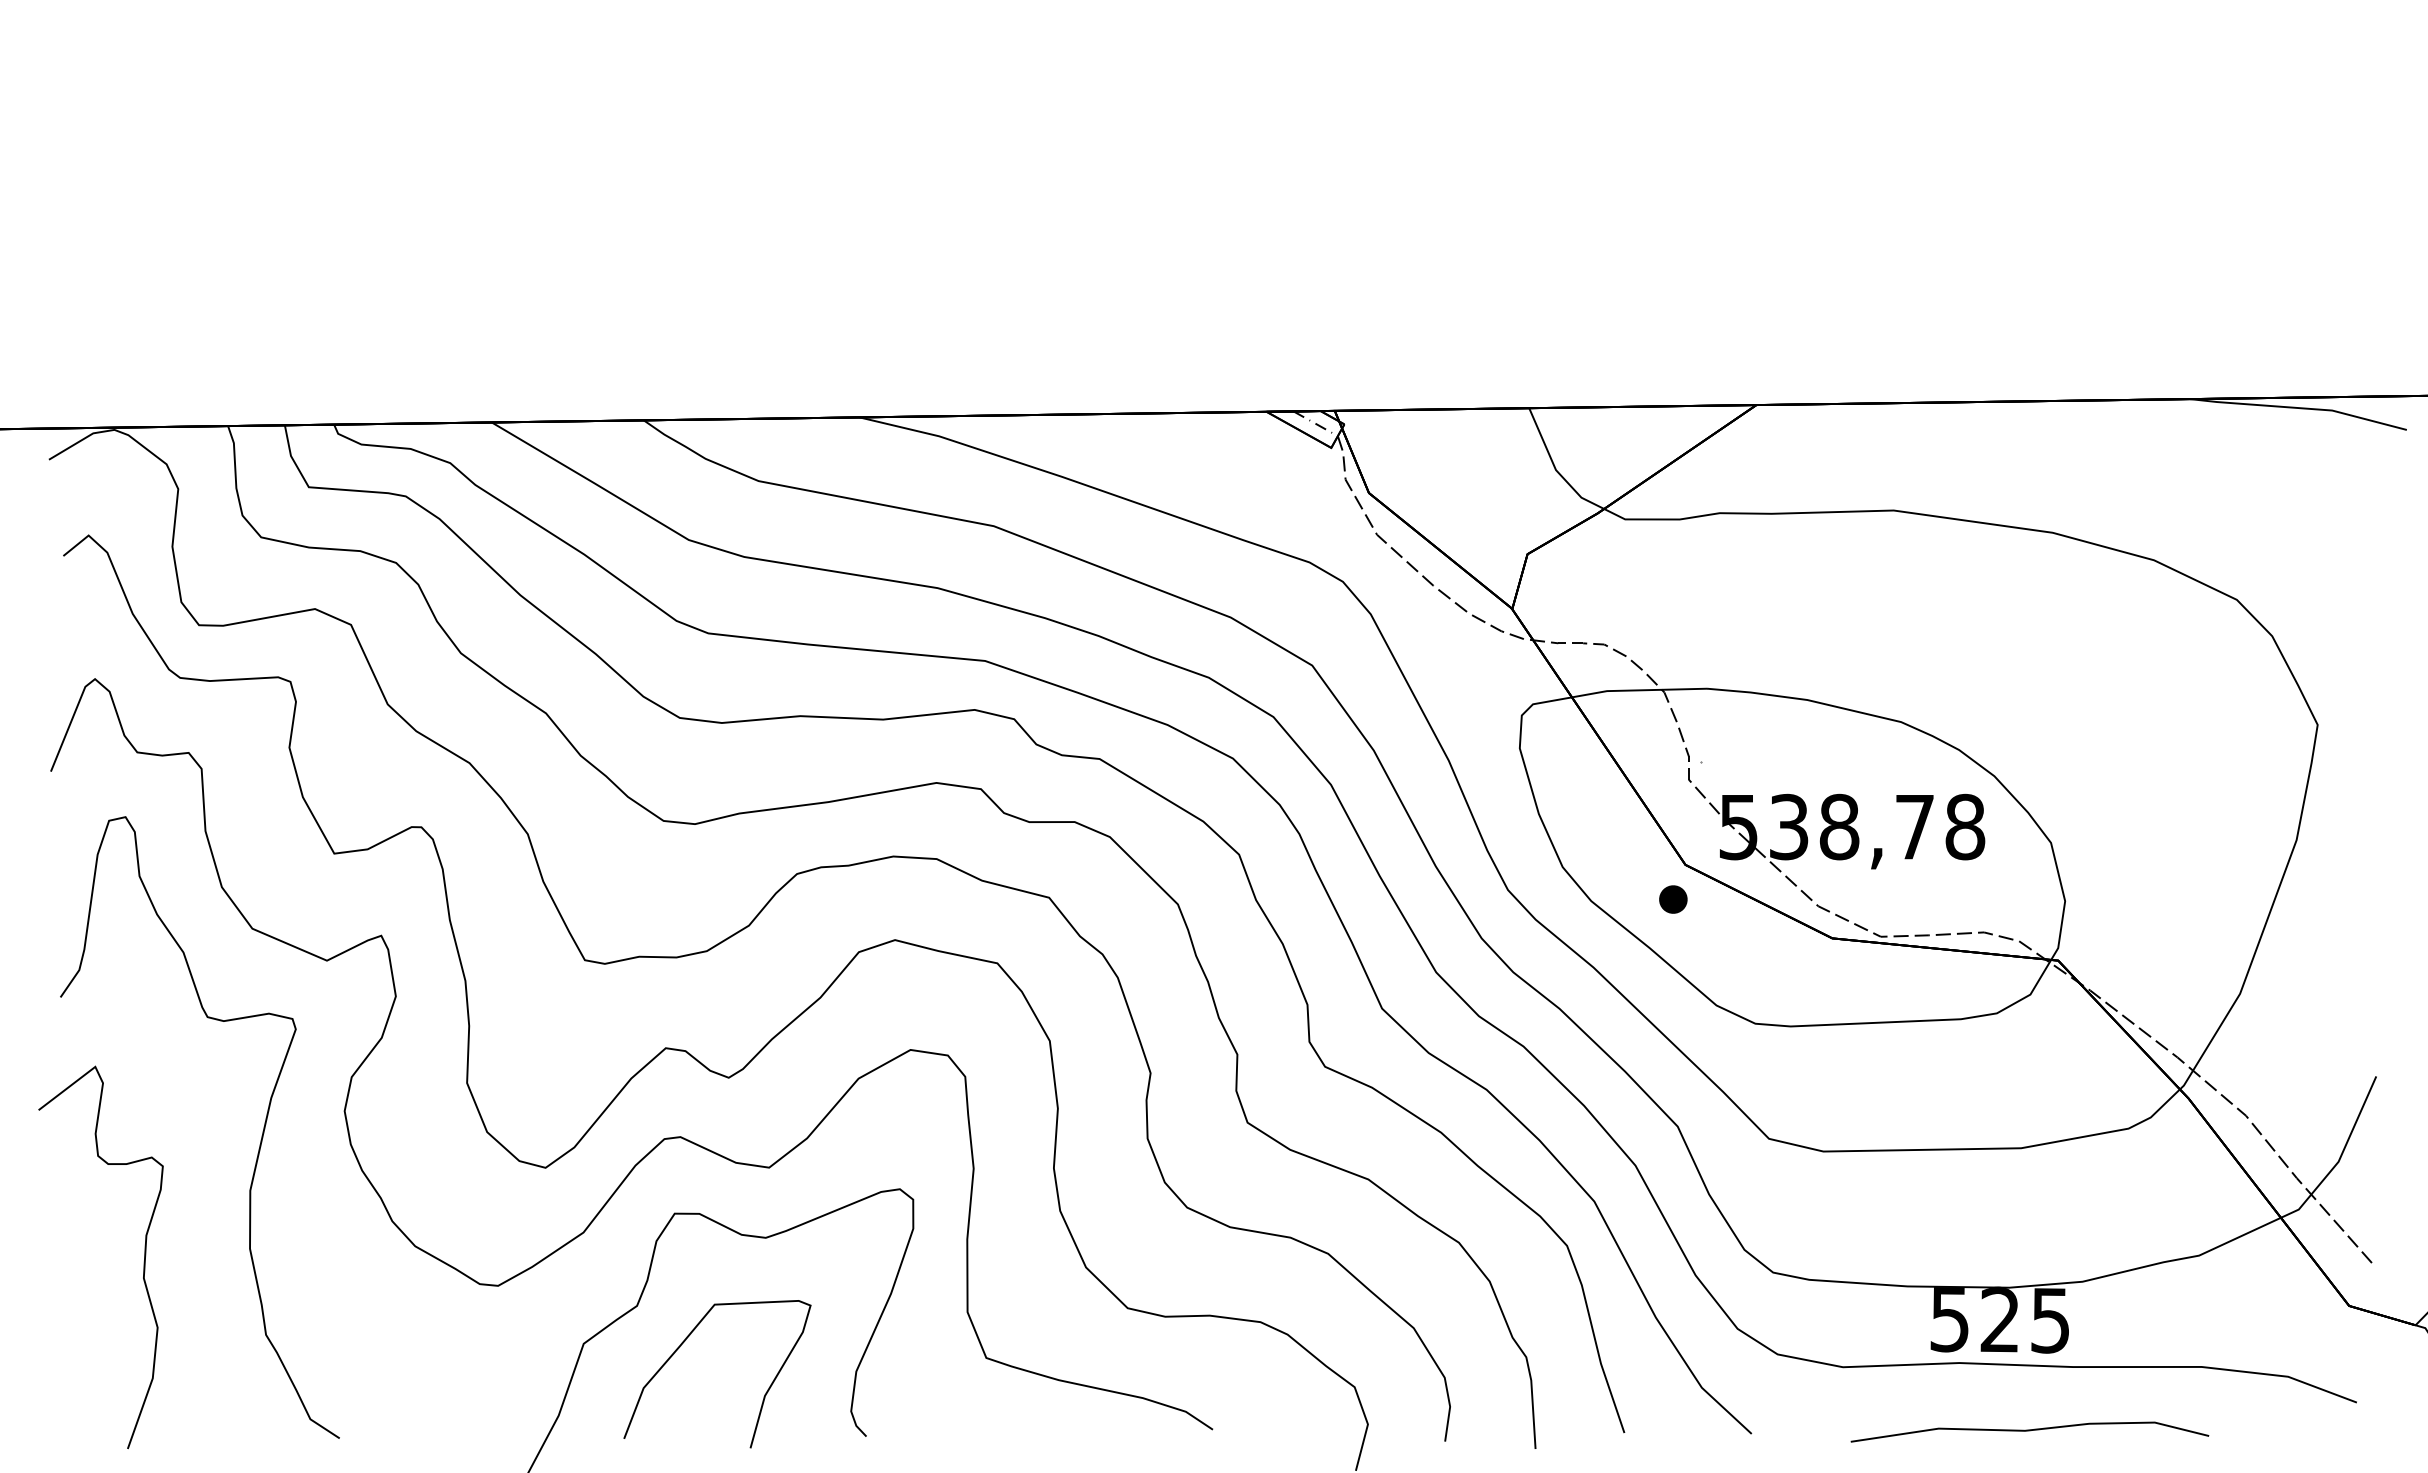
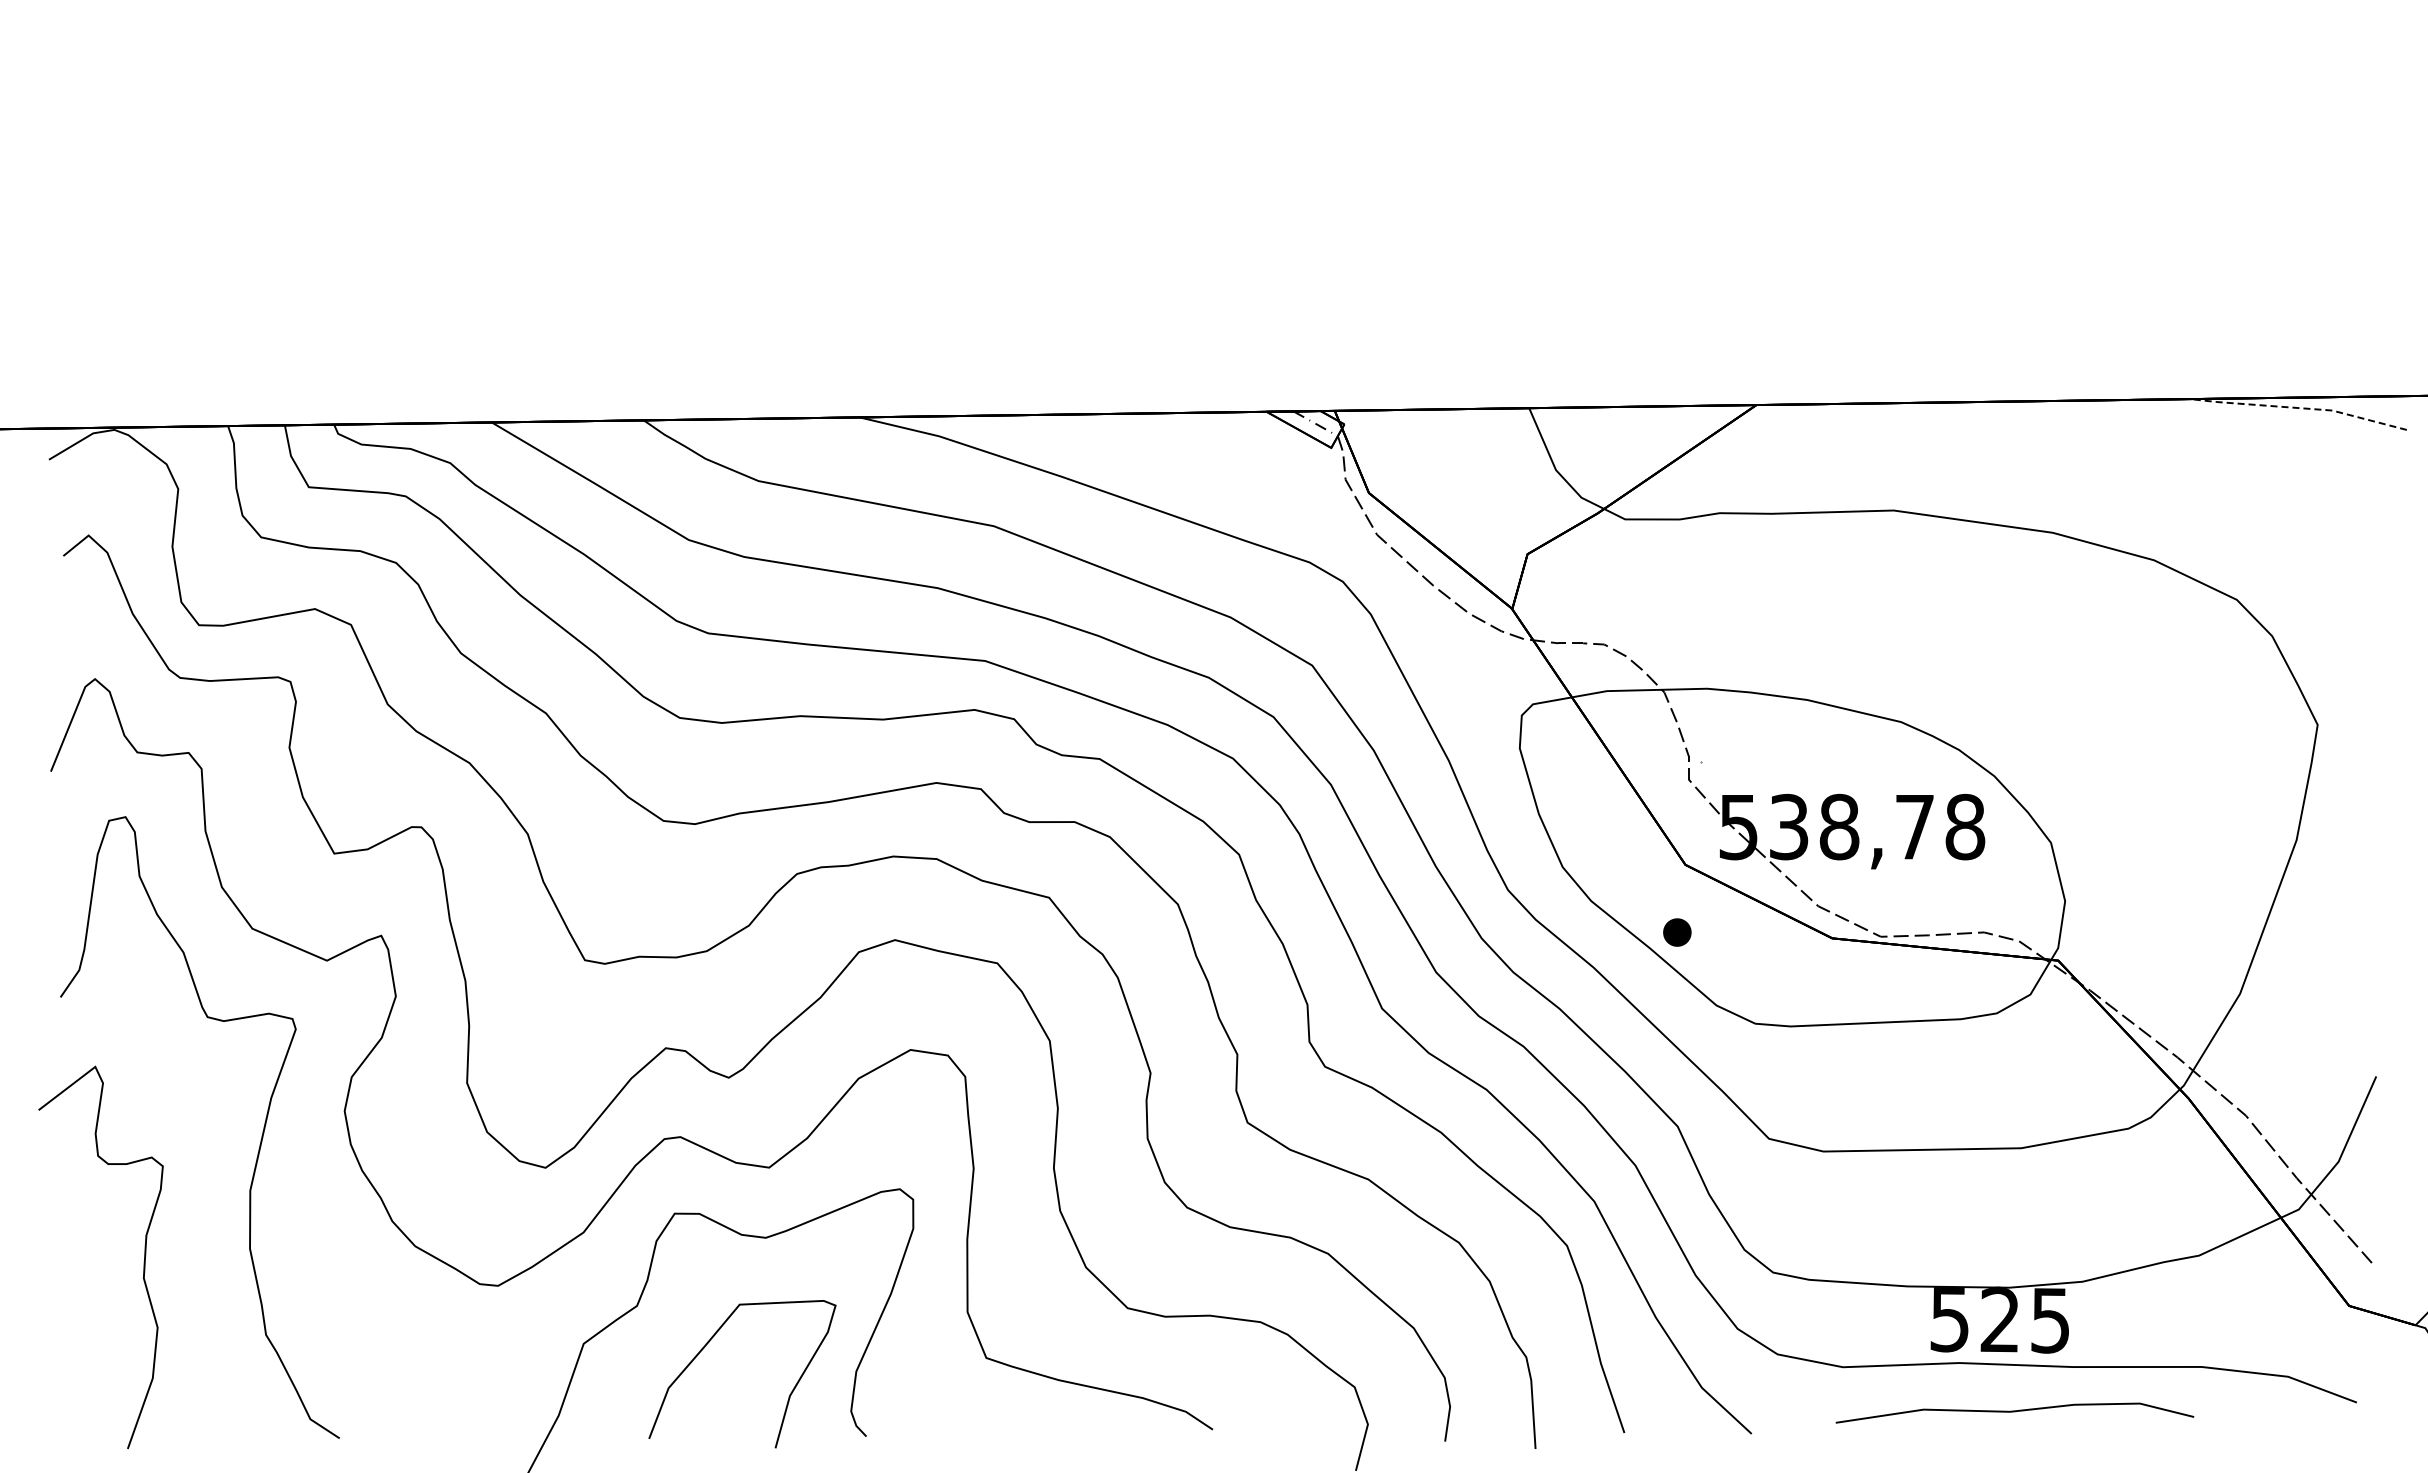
line: solid -> dashed (2299, 408)
part position: (1673, 899) -> (1677, 932) (1677, 932)
curve position: (680, 1347) -> (705, 1347) (705, 1347)
curve position: (2029, 1431) -> (2014, 1412) (2014, 1412)
